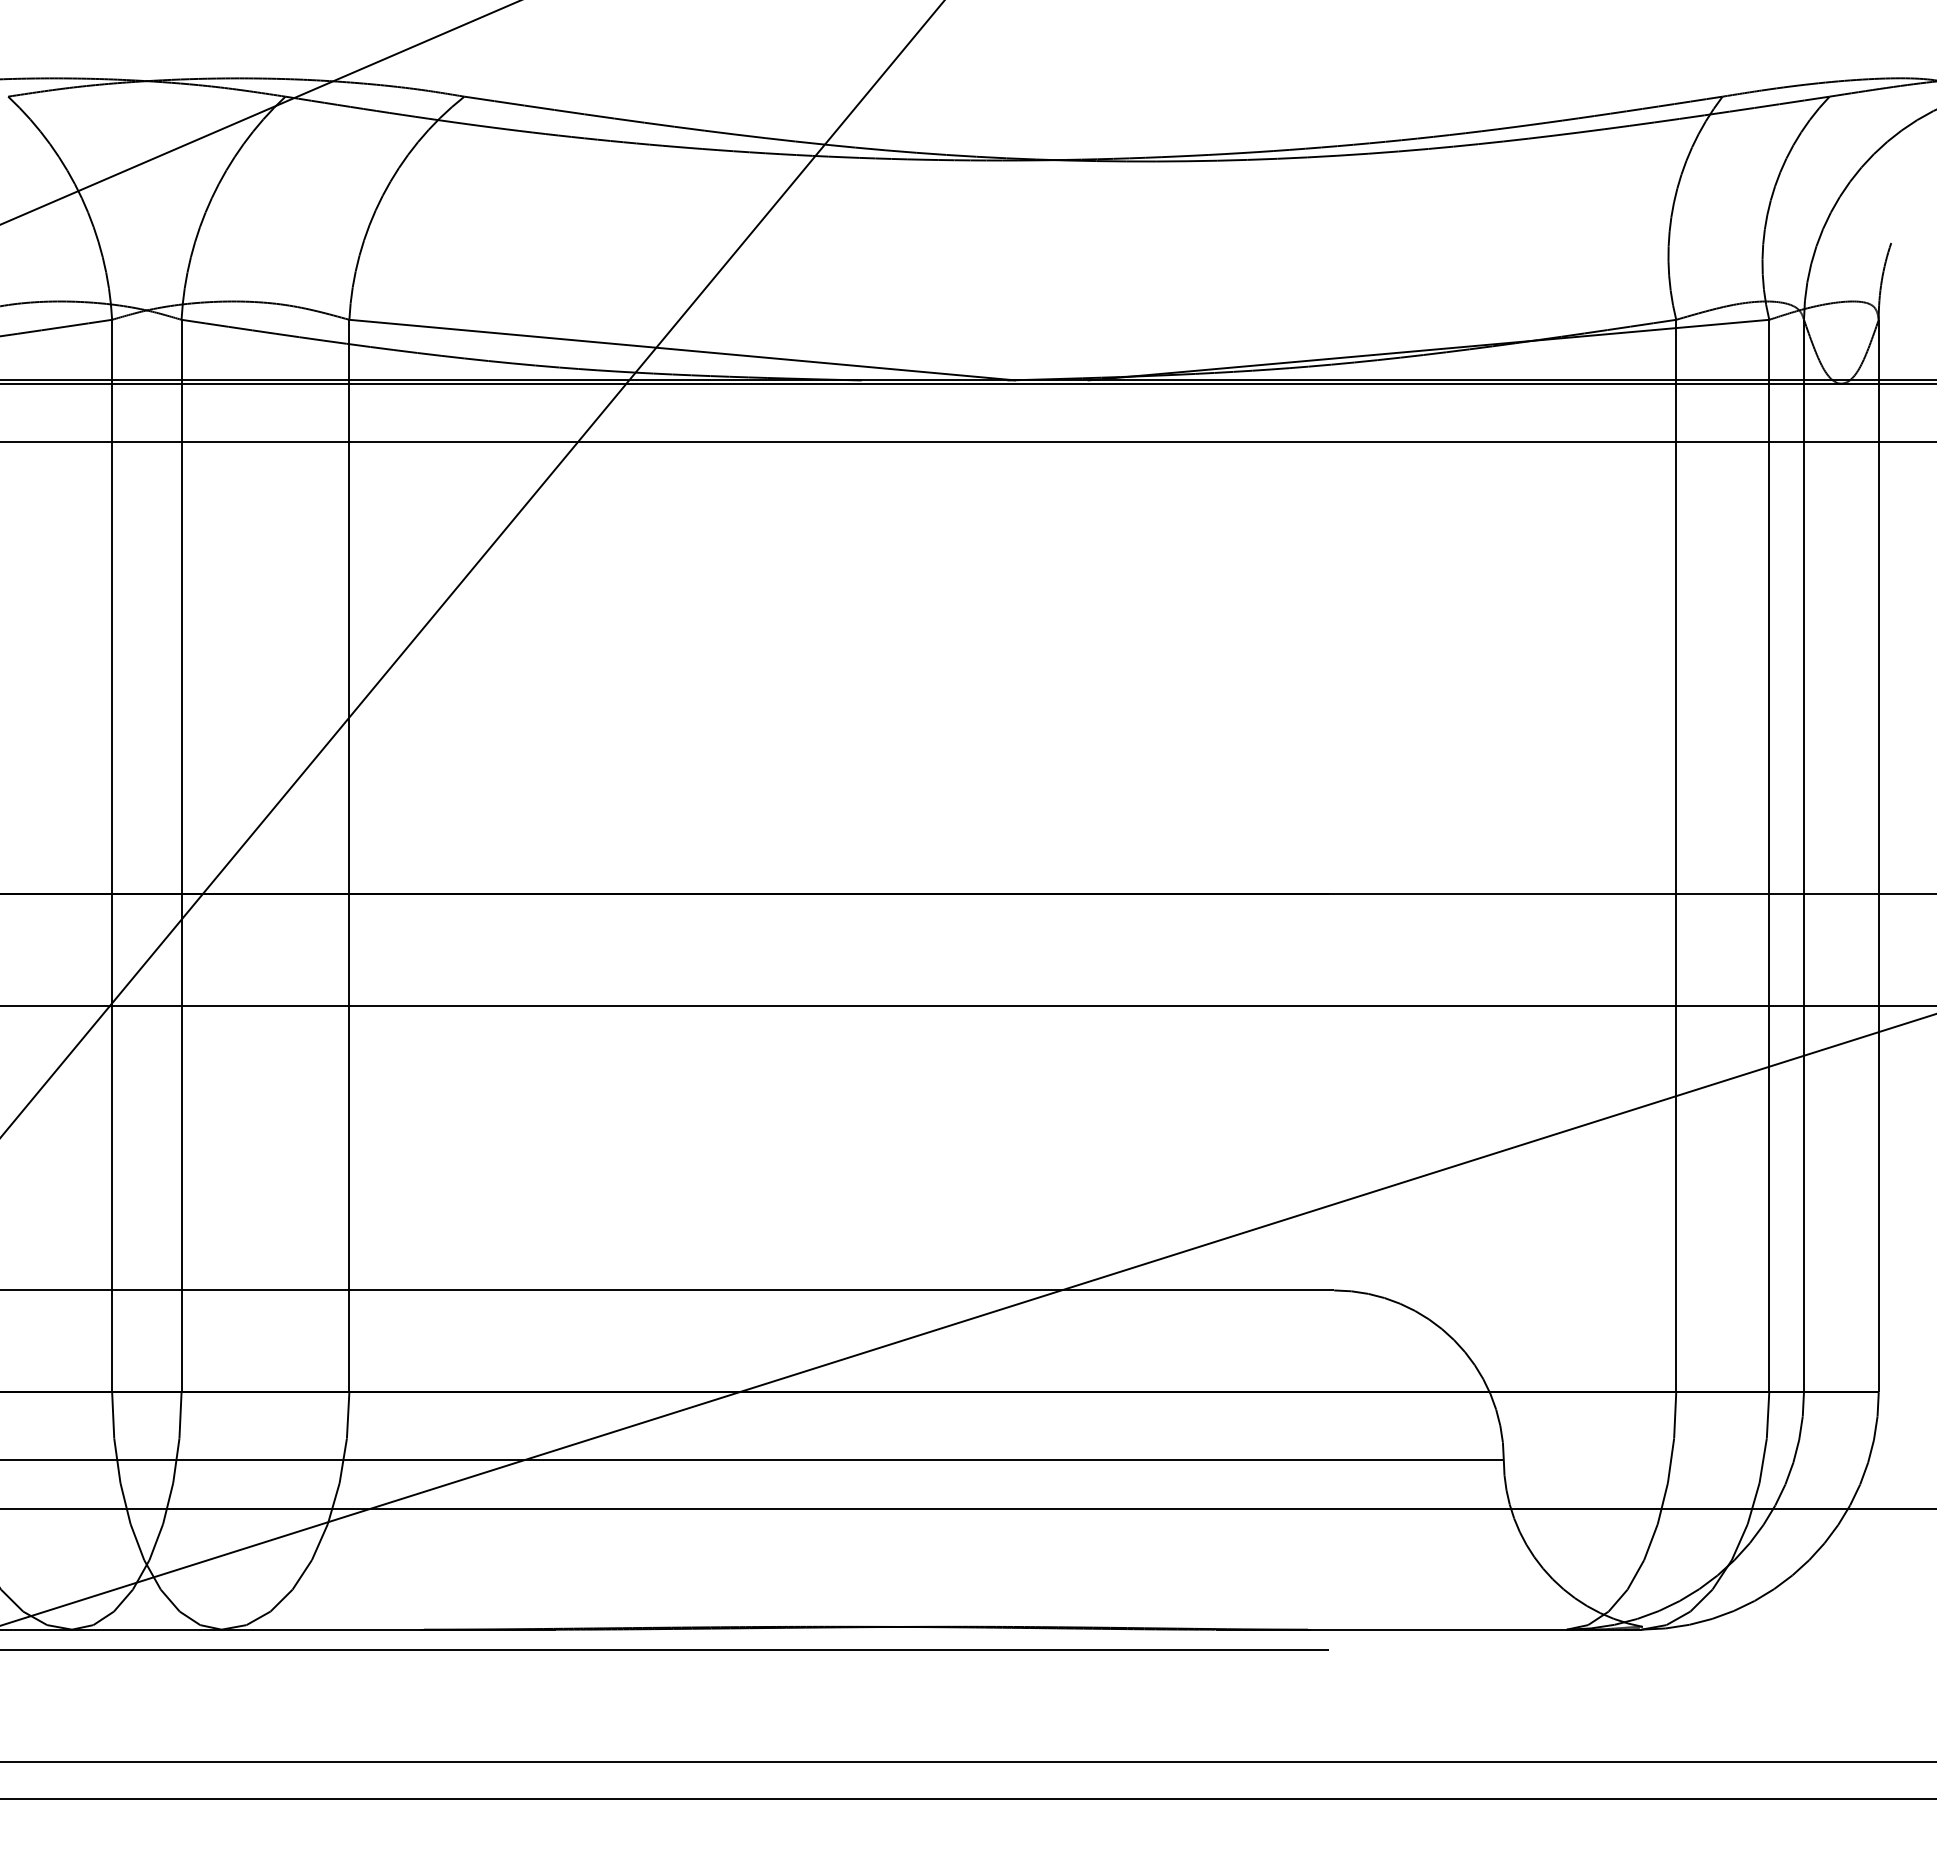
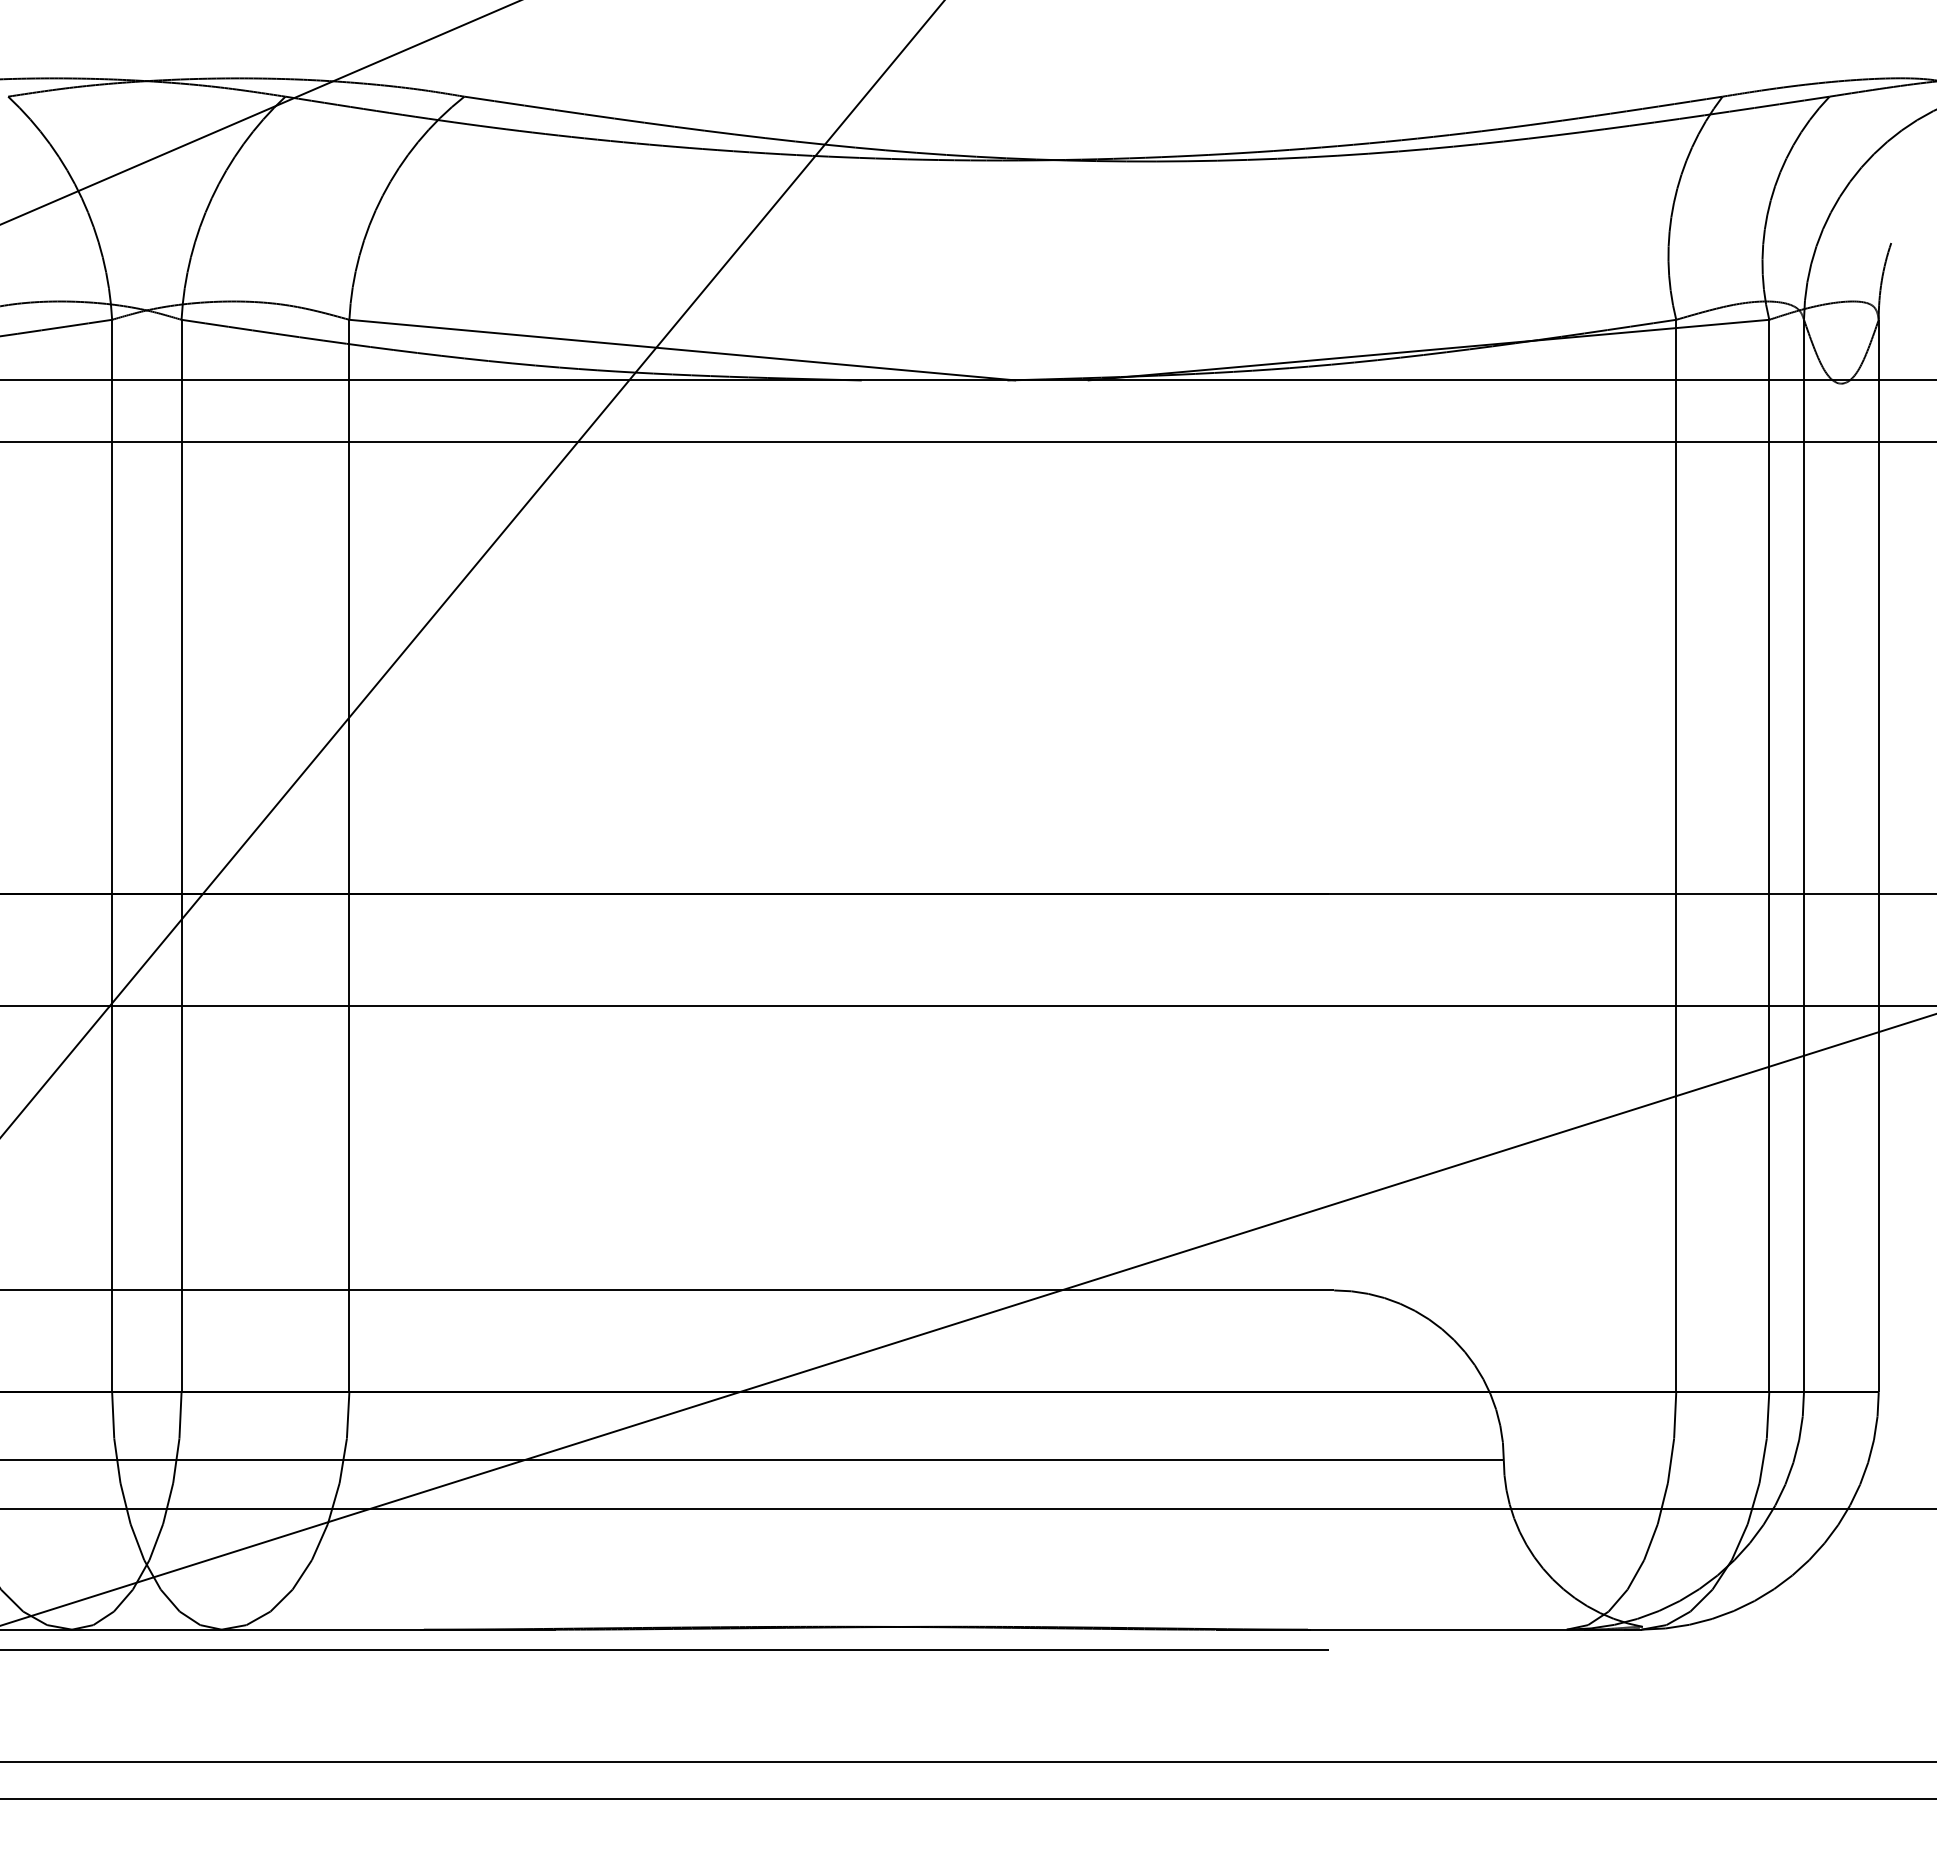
line: present -> none (967, 384)
